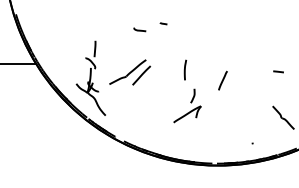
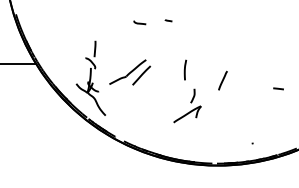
curve position: (163, 23) -> (168, 20) (168, 20)
curve position: (139, 29) -> (139, 22) (139, 22)
curve position: (278, 71) -> (278, 88) (278, 88)
part: present -> none (283, 117)
